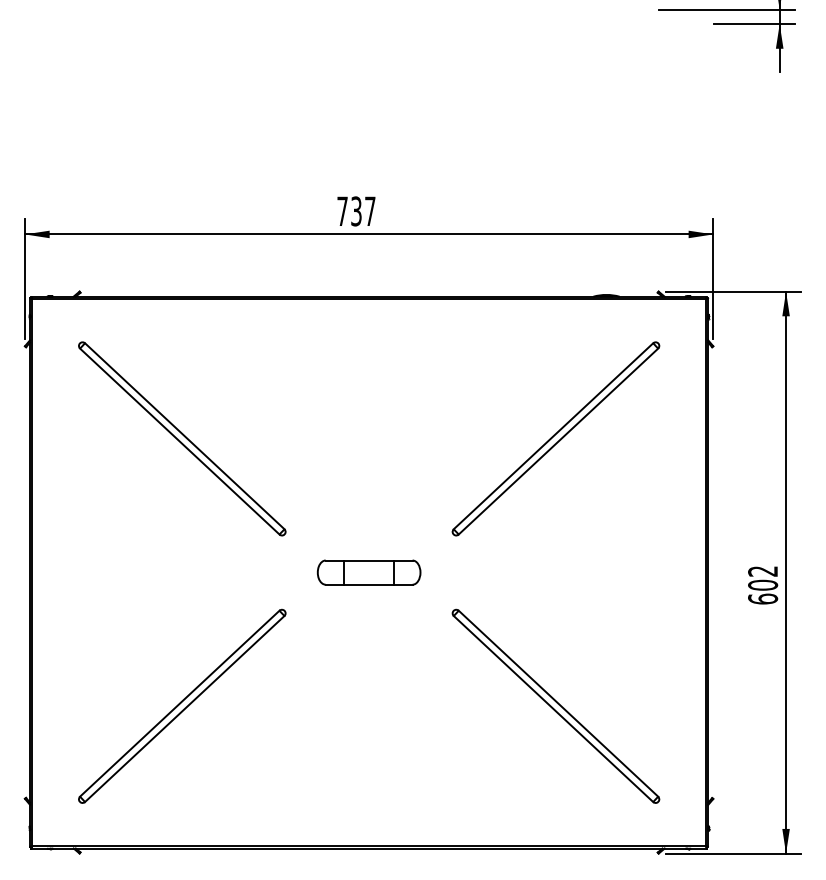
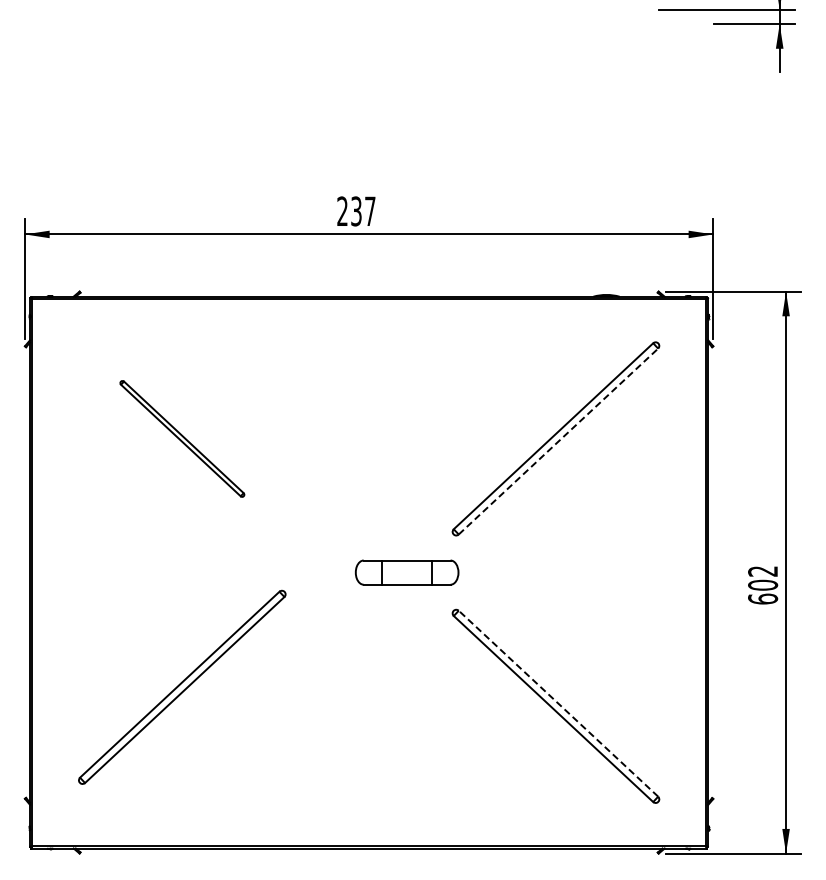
text: 737 -> 237 (342, 210)
part size: 209x196 px -> 127x118 px (182, 438)
line: solid -> dashed (558, 441)
part position: (368, 572) -> (406, 572) (406, 572)
line: solid -> dashed (558, 703)
part position: (182, 705) -> (182, 686) (182, 686)
